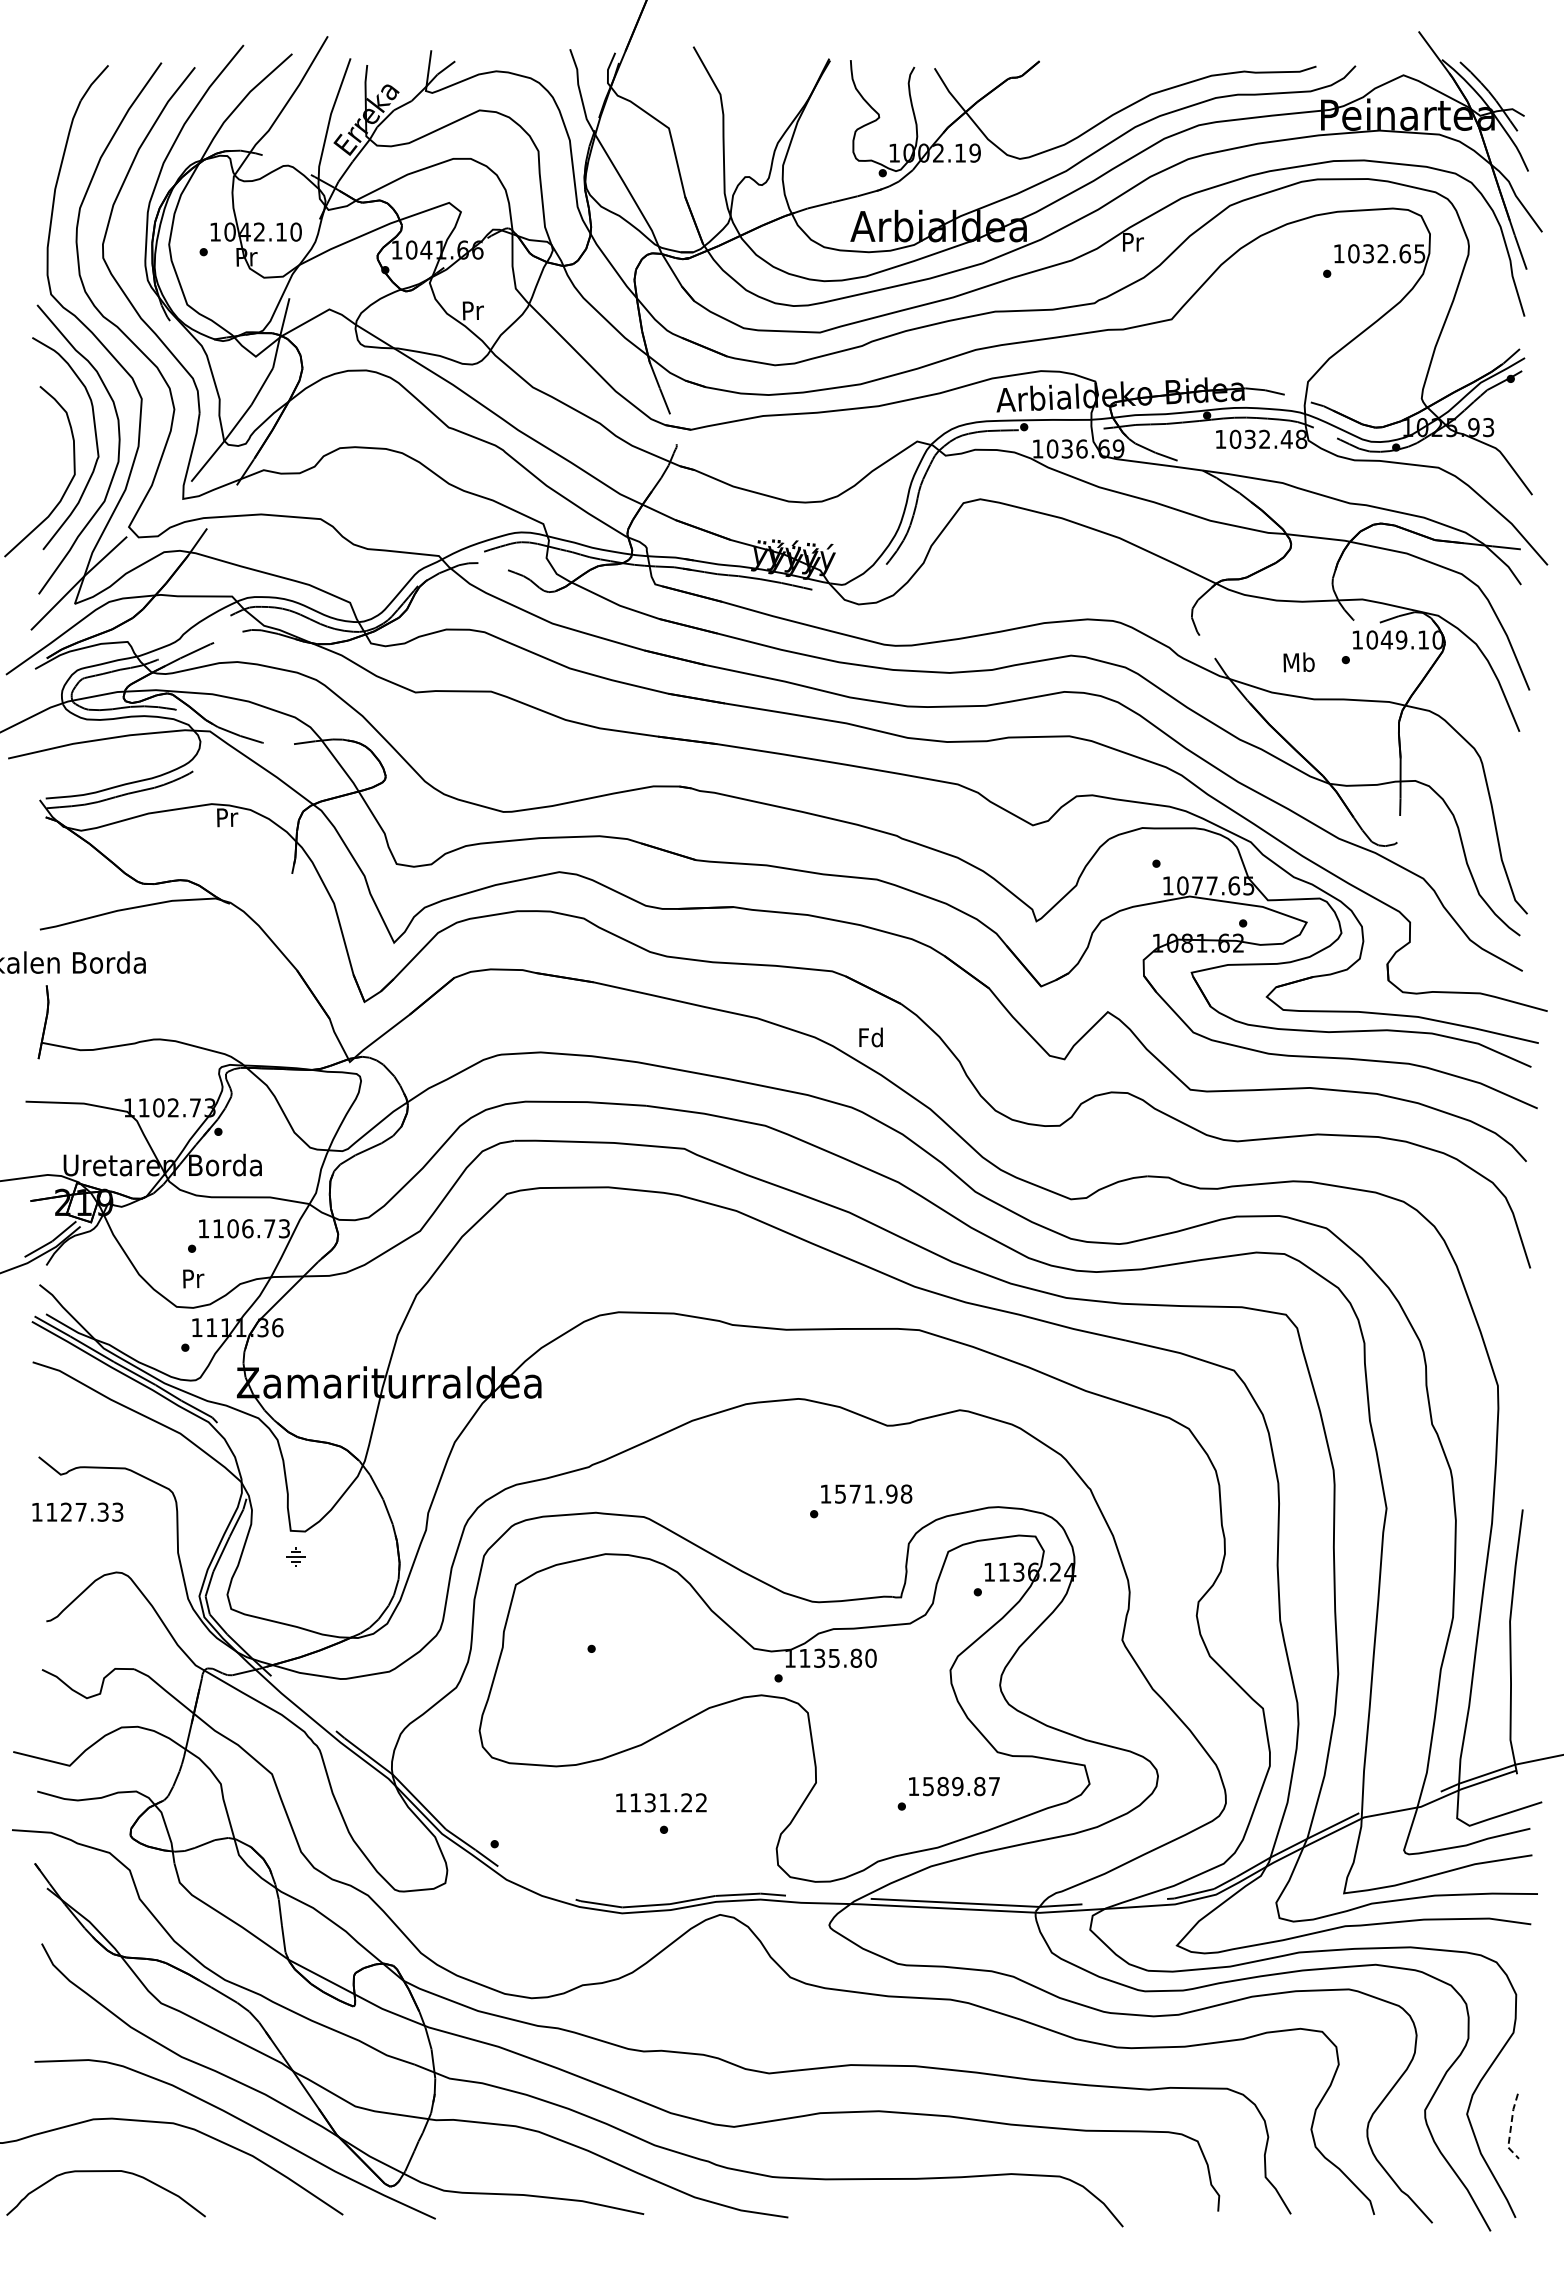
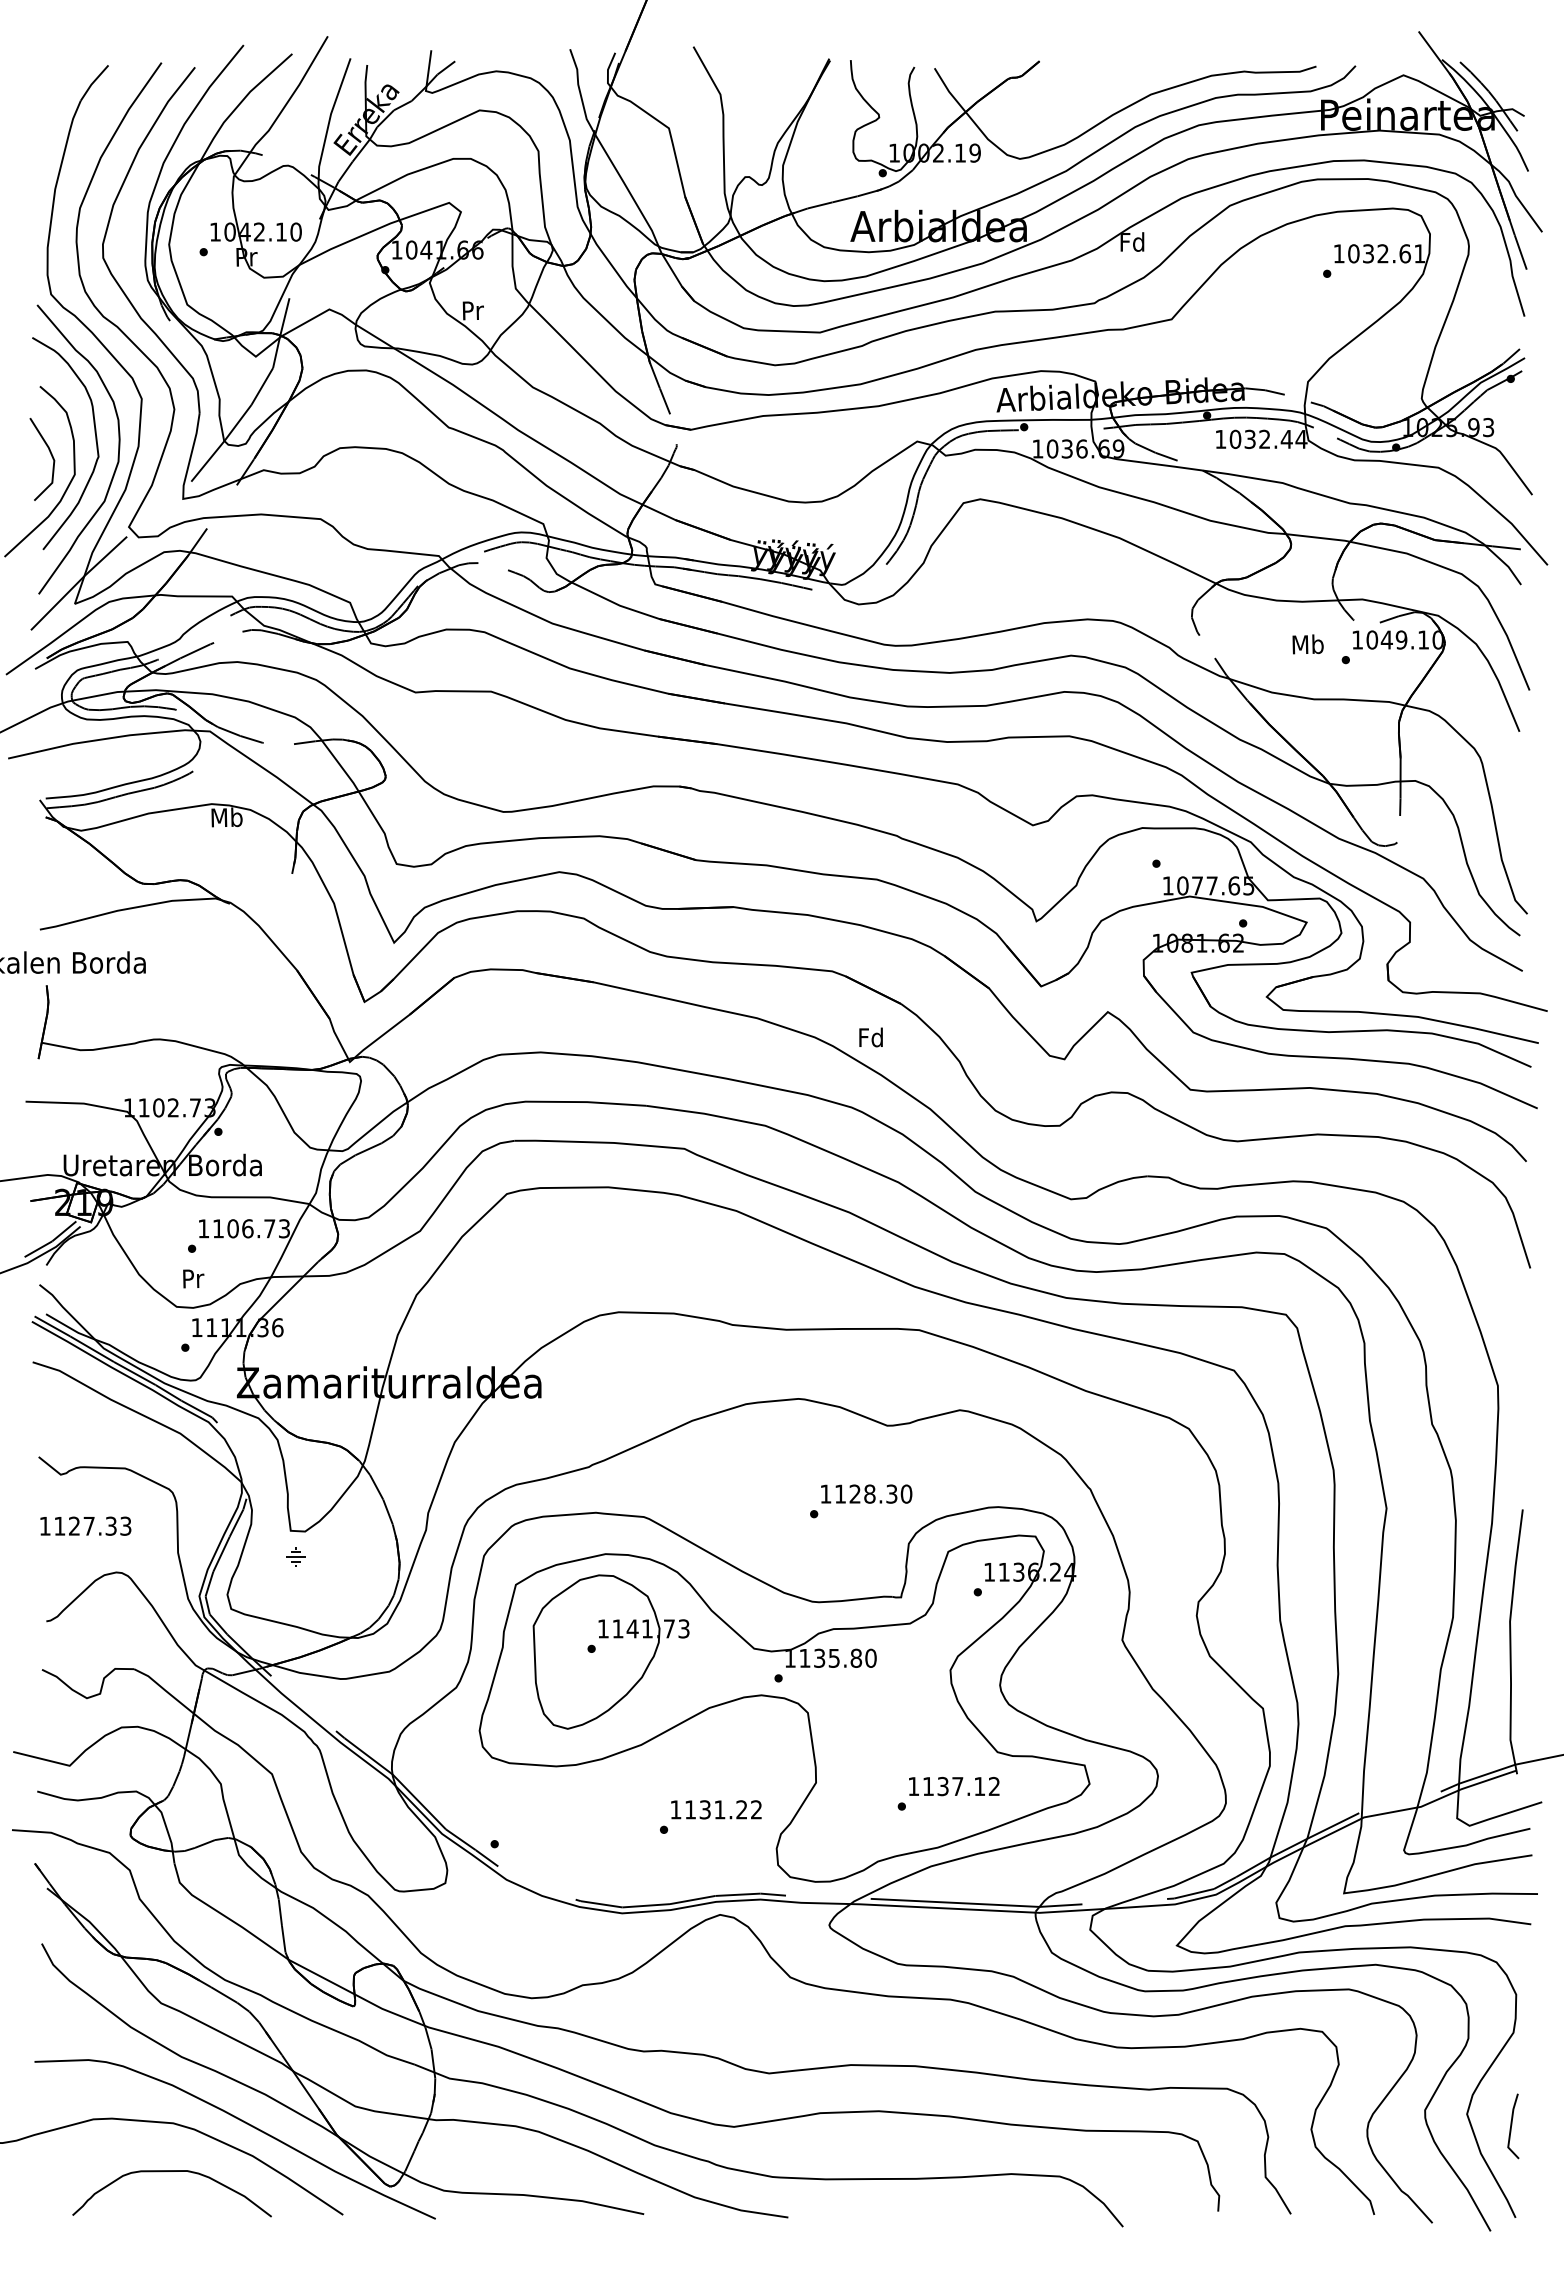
text: Pr -> Fd (1132, 241)
text: 1032.65 -> 1032.61 (1419, 253)
text: 1032.48 -> 1032.44 (1301, 439)
line: none -> present (50, 454)
text position: (1298, 662) -> (1307, 644) (1307, 644)
text: Pr -> Mb (226, 817)
text: 1571.98 -> 1128.30 (873, 1493)
text position: (77, 1511) -> (85, 1525) (85, 1525)
part: none -> present (610, 1651)
text: 1589.87 -> 1137.12 (961, 1786)
text position: (661, 1802) -> (716, 1809) (716, 1809)
line: dashed -> solid (1510, 2127)
curve position: (105, 2171) -> (171, 2171) (171, 2171)
